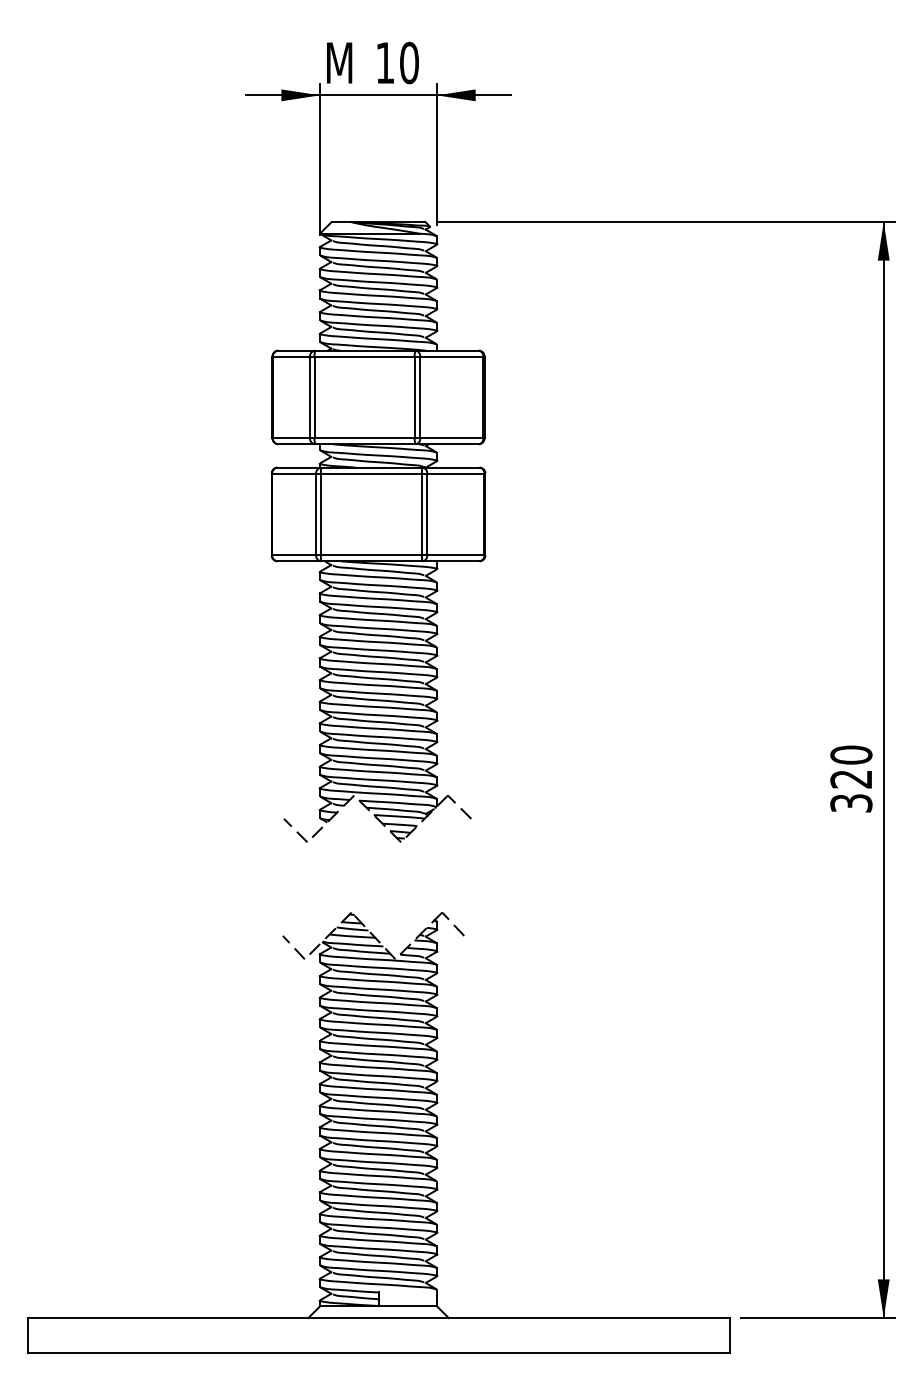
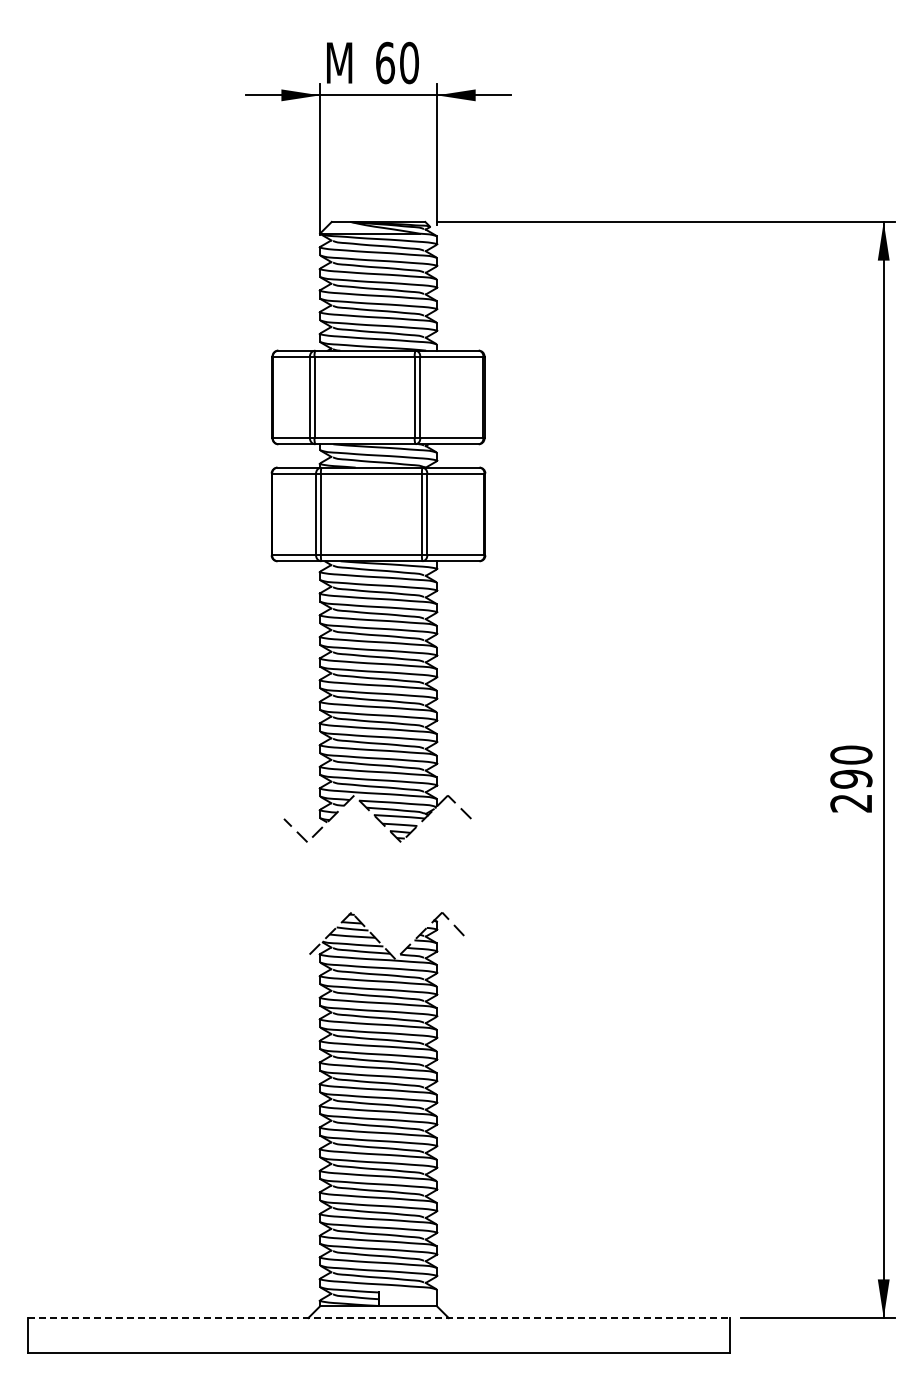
text: 10 -> 60 (385, 62)
text: 320 -> 290 (851, 790)
line: present -> none (293, 947)
line: solid -> dashed (378, 1318)
